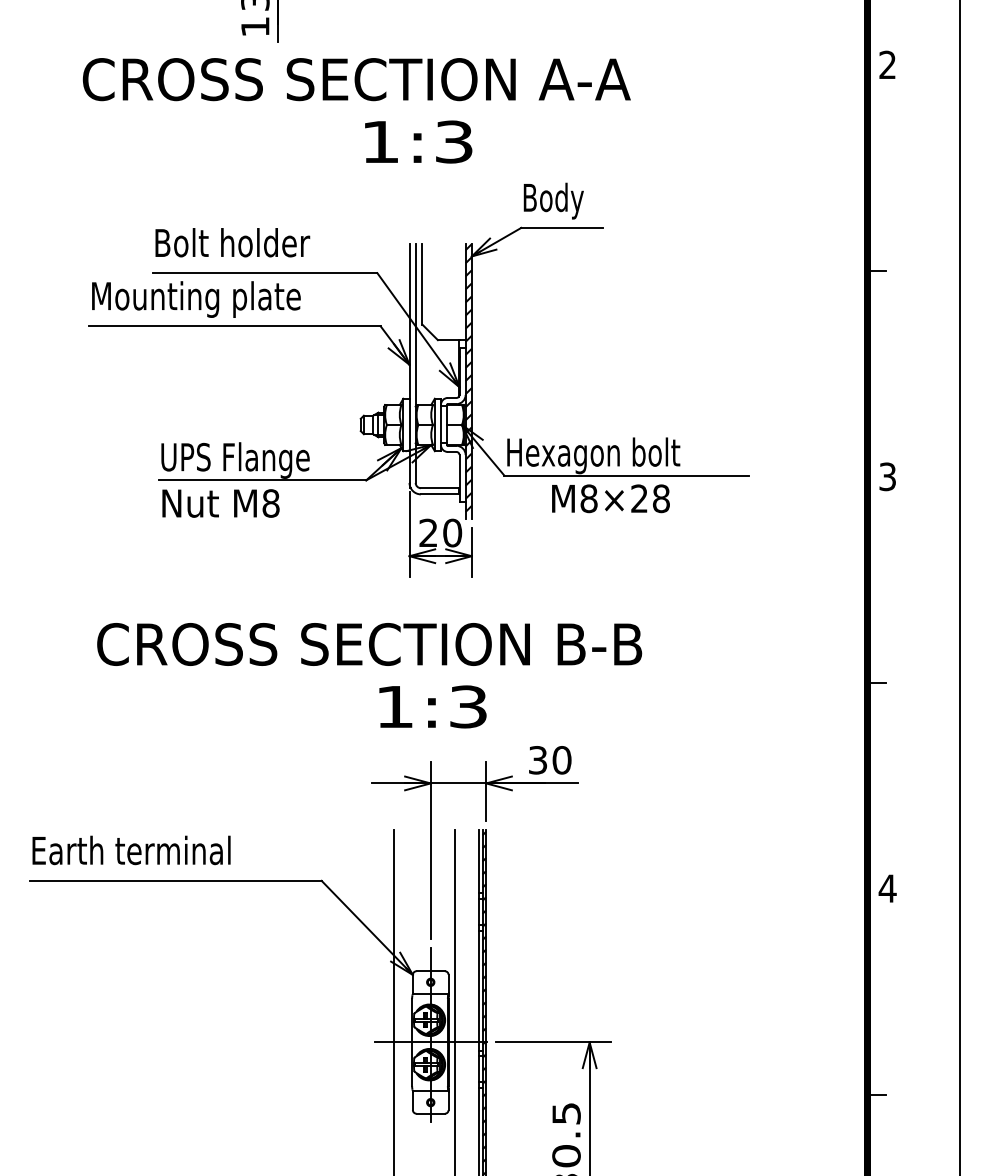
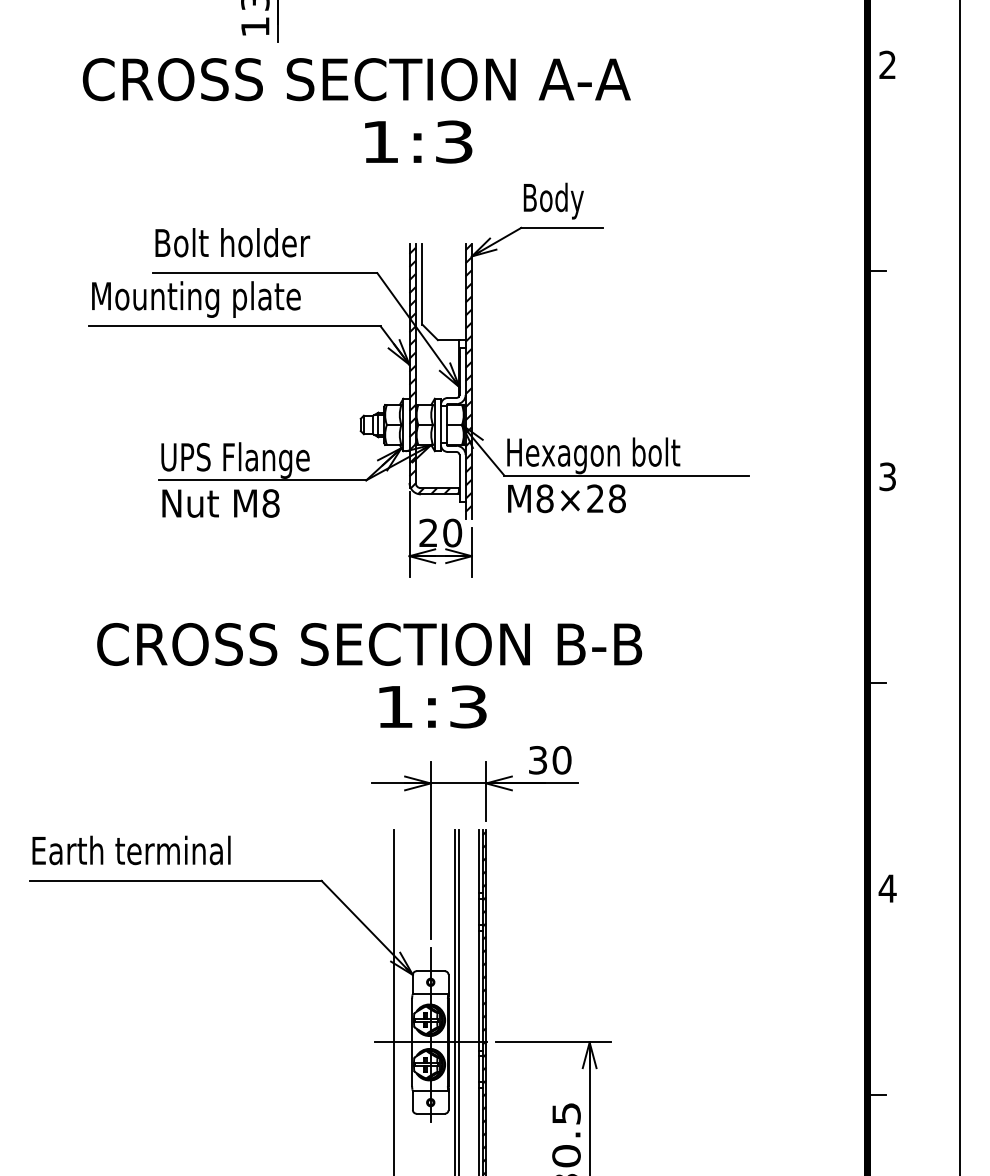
hatch: none -> present (433, 370)
text position: (610, 498) -> (566, 498) (566, 498)
line: none -> present (458, 1001)
